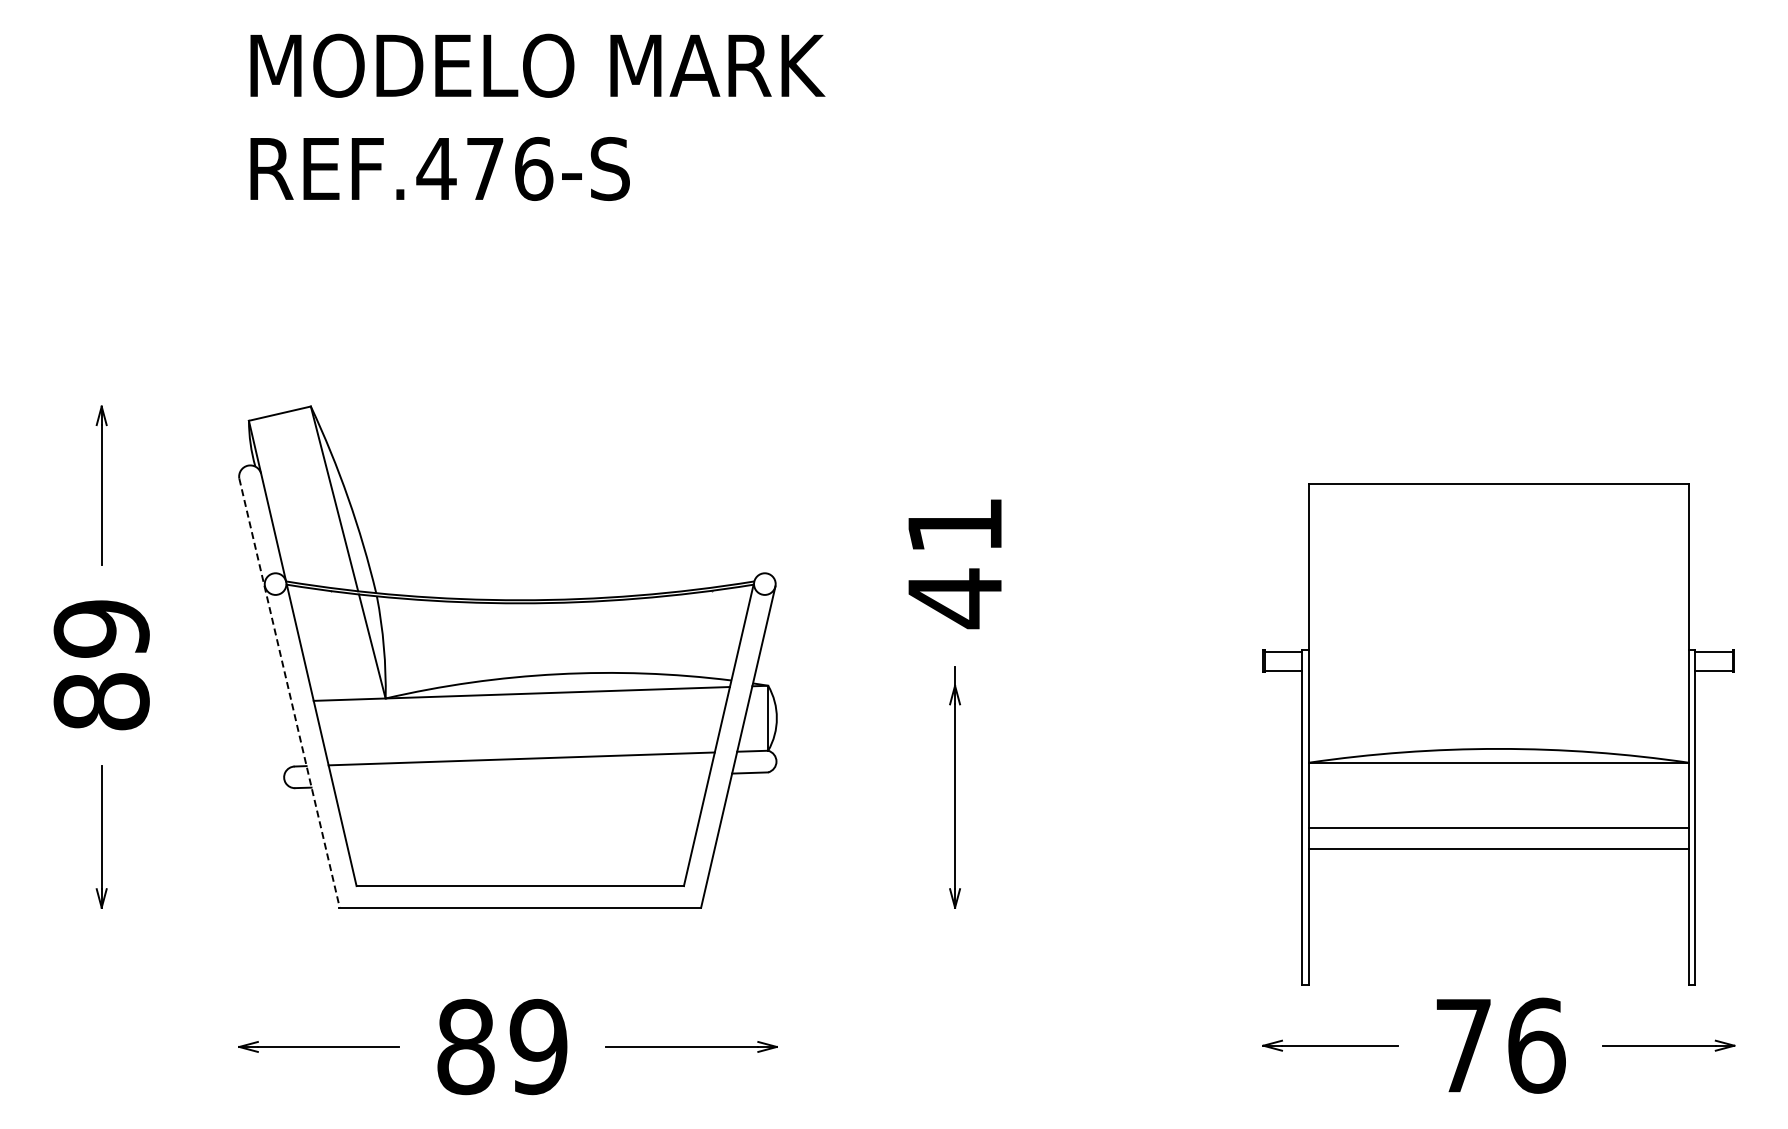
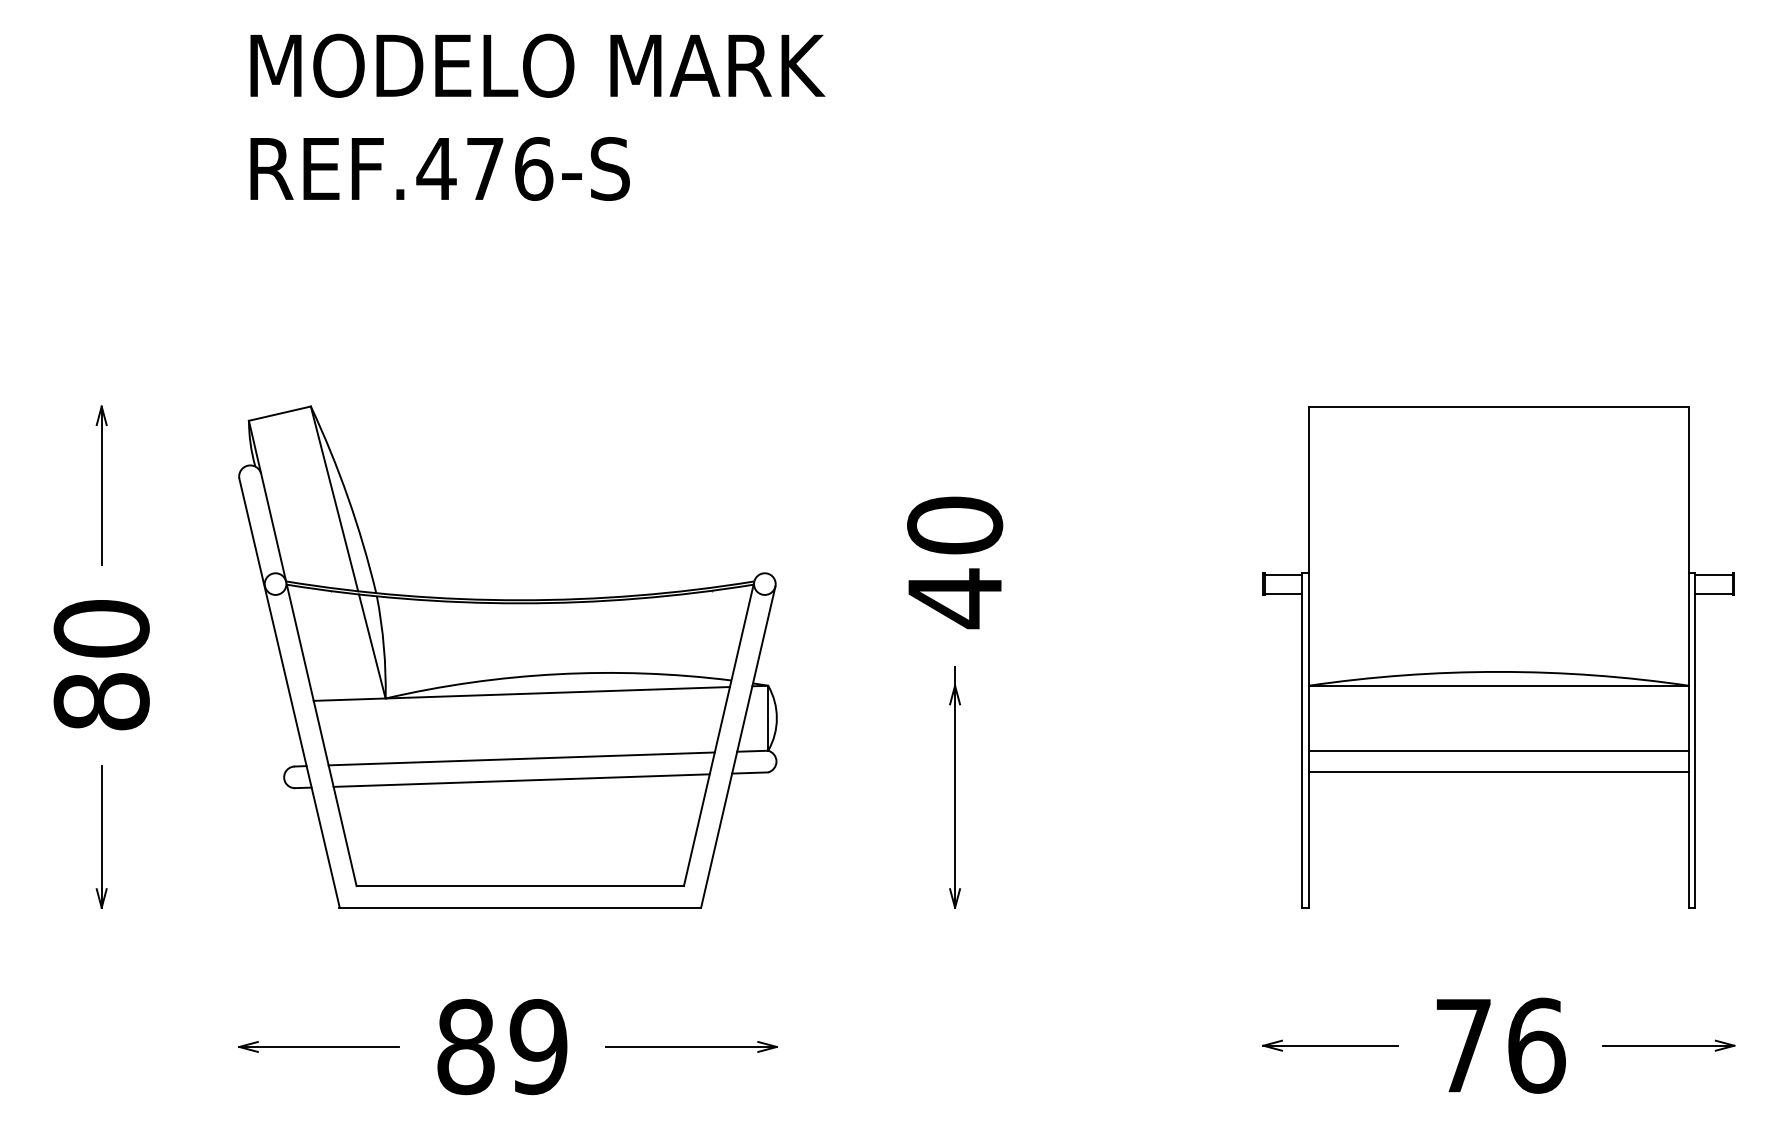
text: 41 -> 40 (955, 525)
text: 89 -> 80 (101, 628)
line: dashed -> solid (289, 693)
part position: (1498, 734) -> (1498, 657) (1498, 657)
line: none -> present (521, 780)
